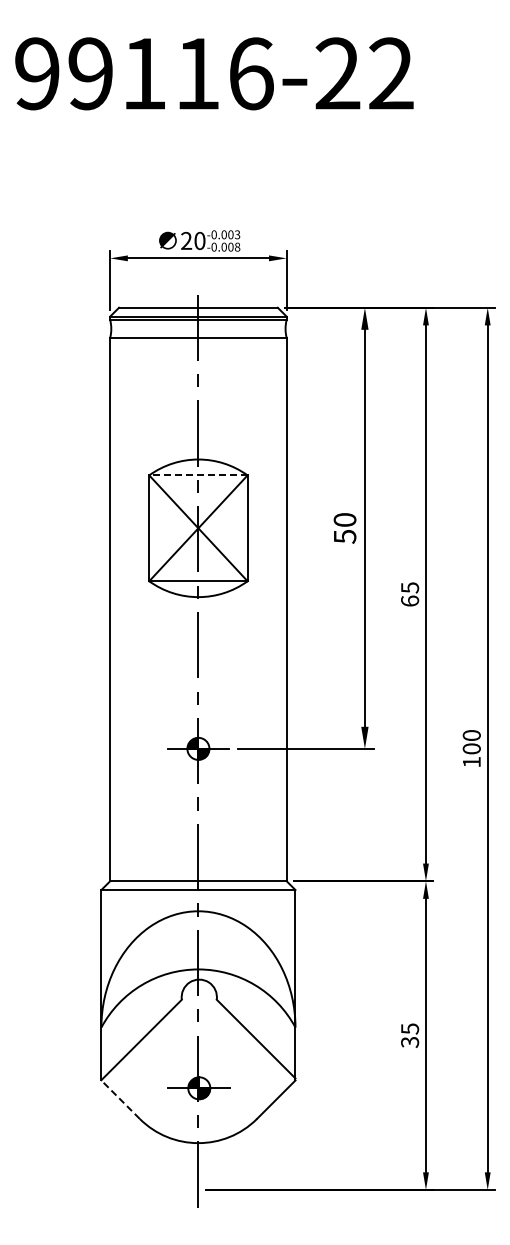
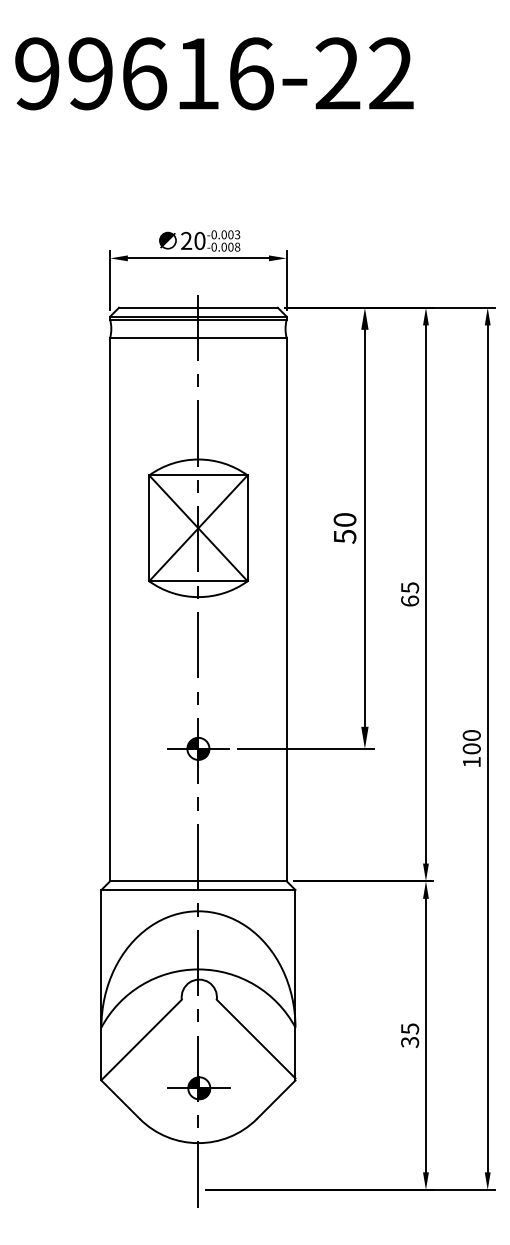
text: 99116-22 -> 99616-22 (145, 73)
line: dashed -> solid (197, 475)
line: dashed -> solid (120, 1099)
